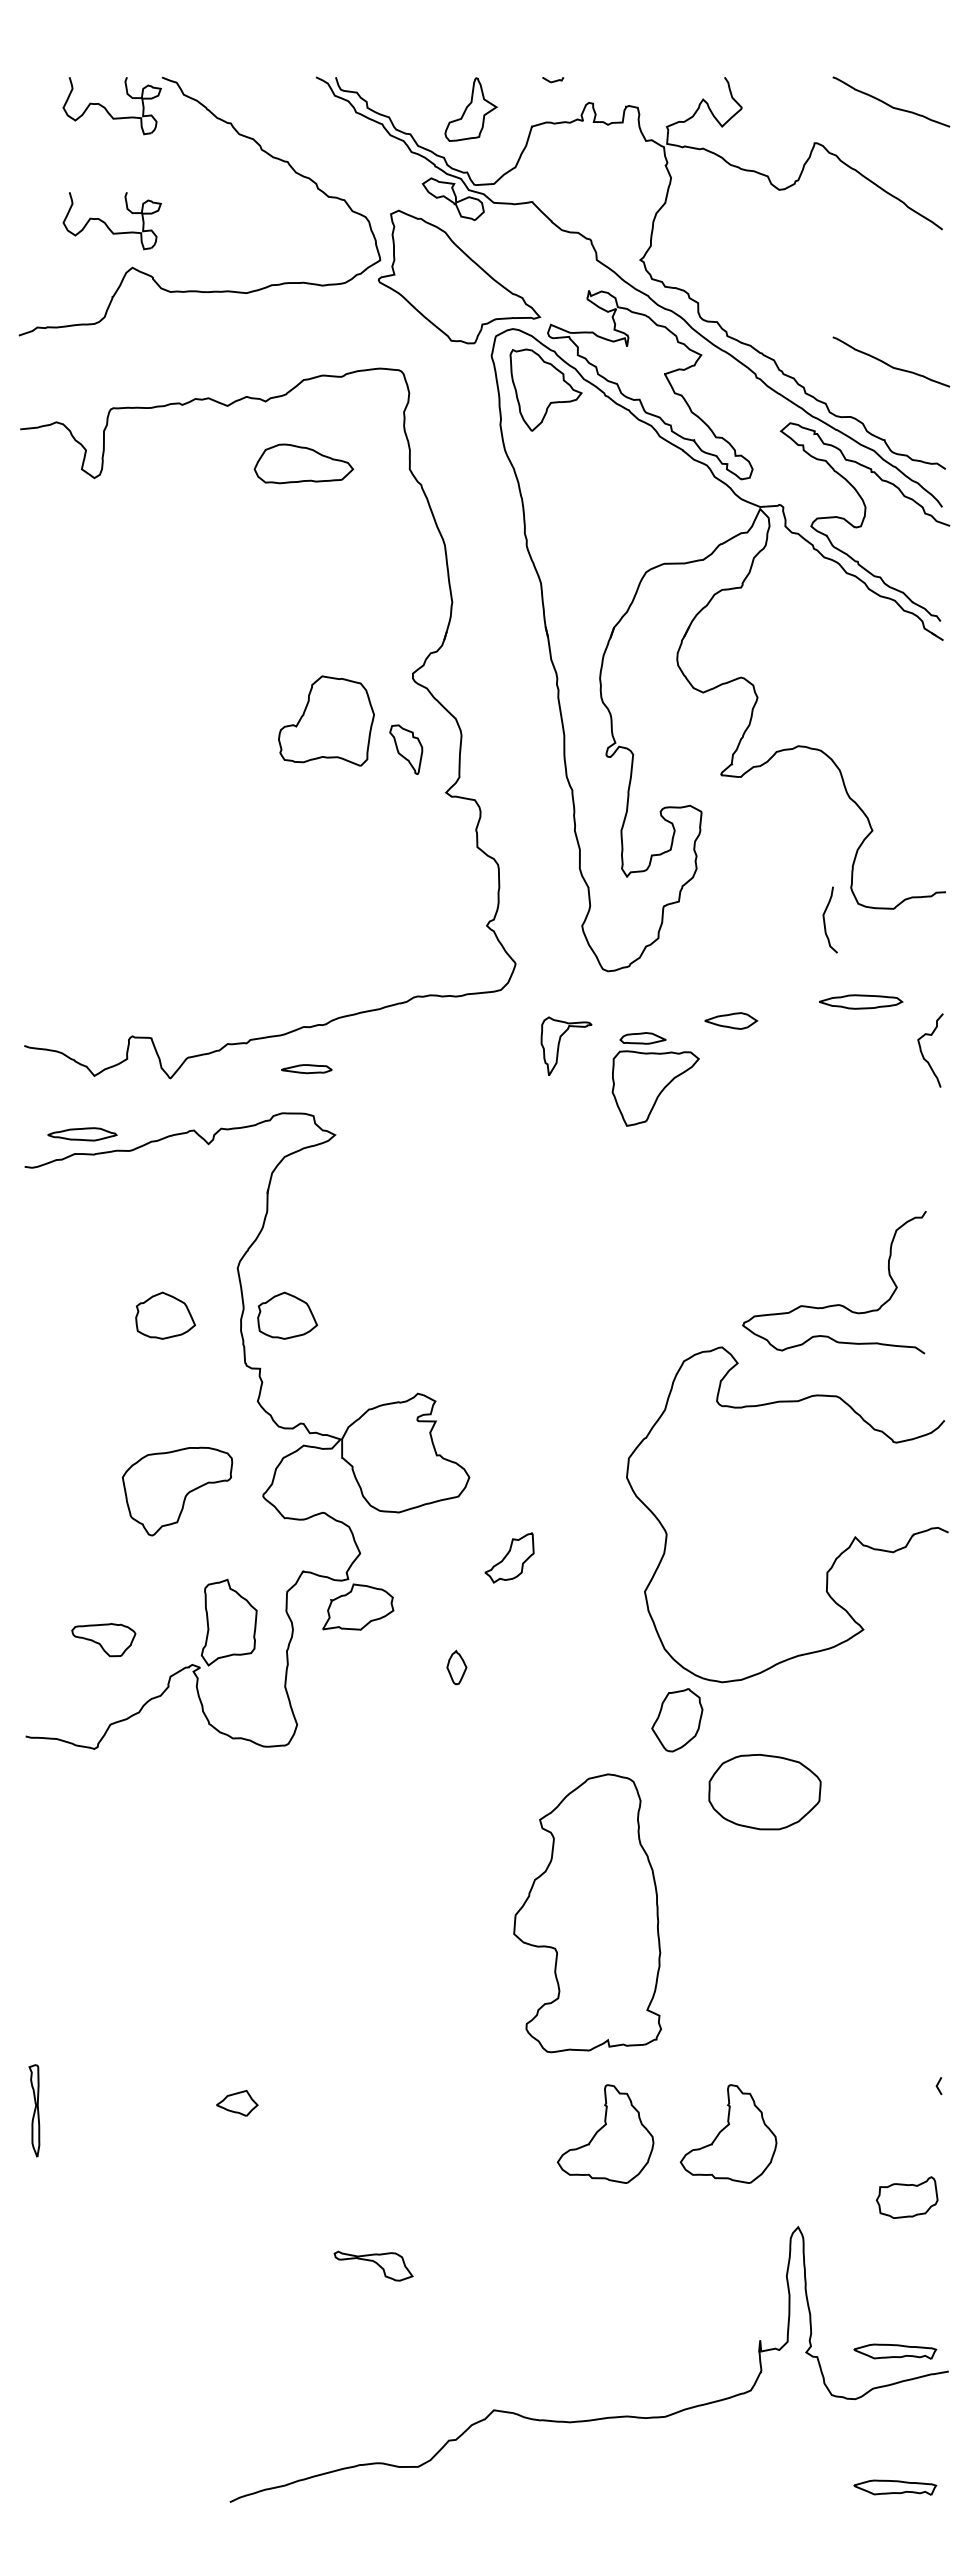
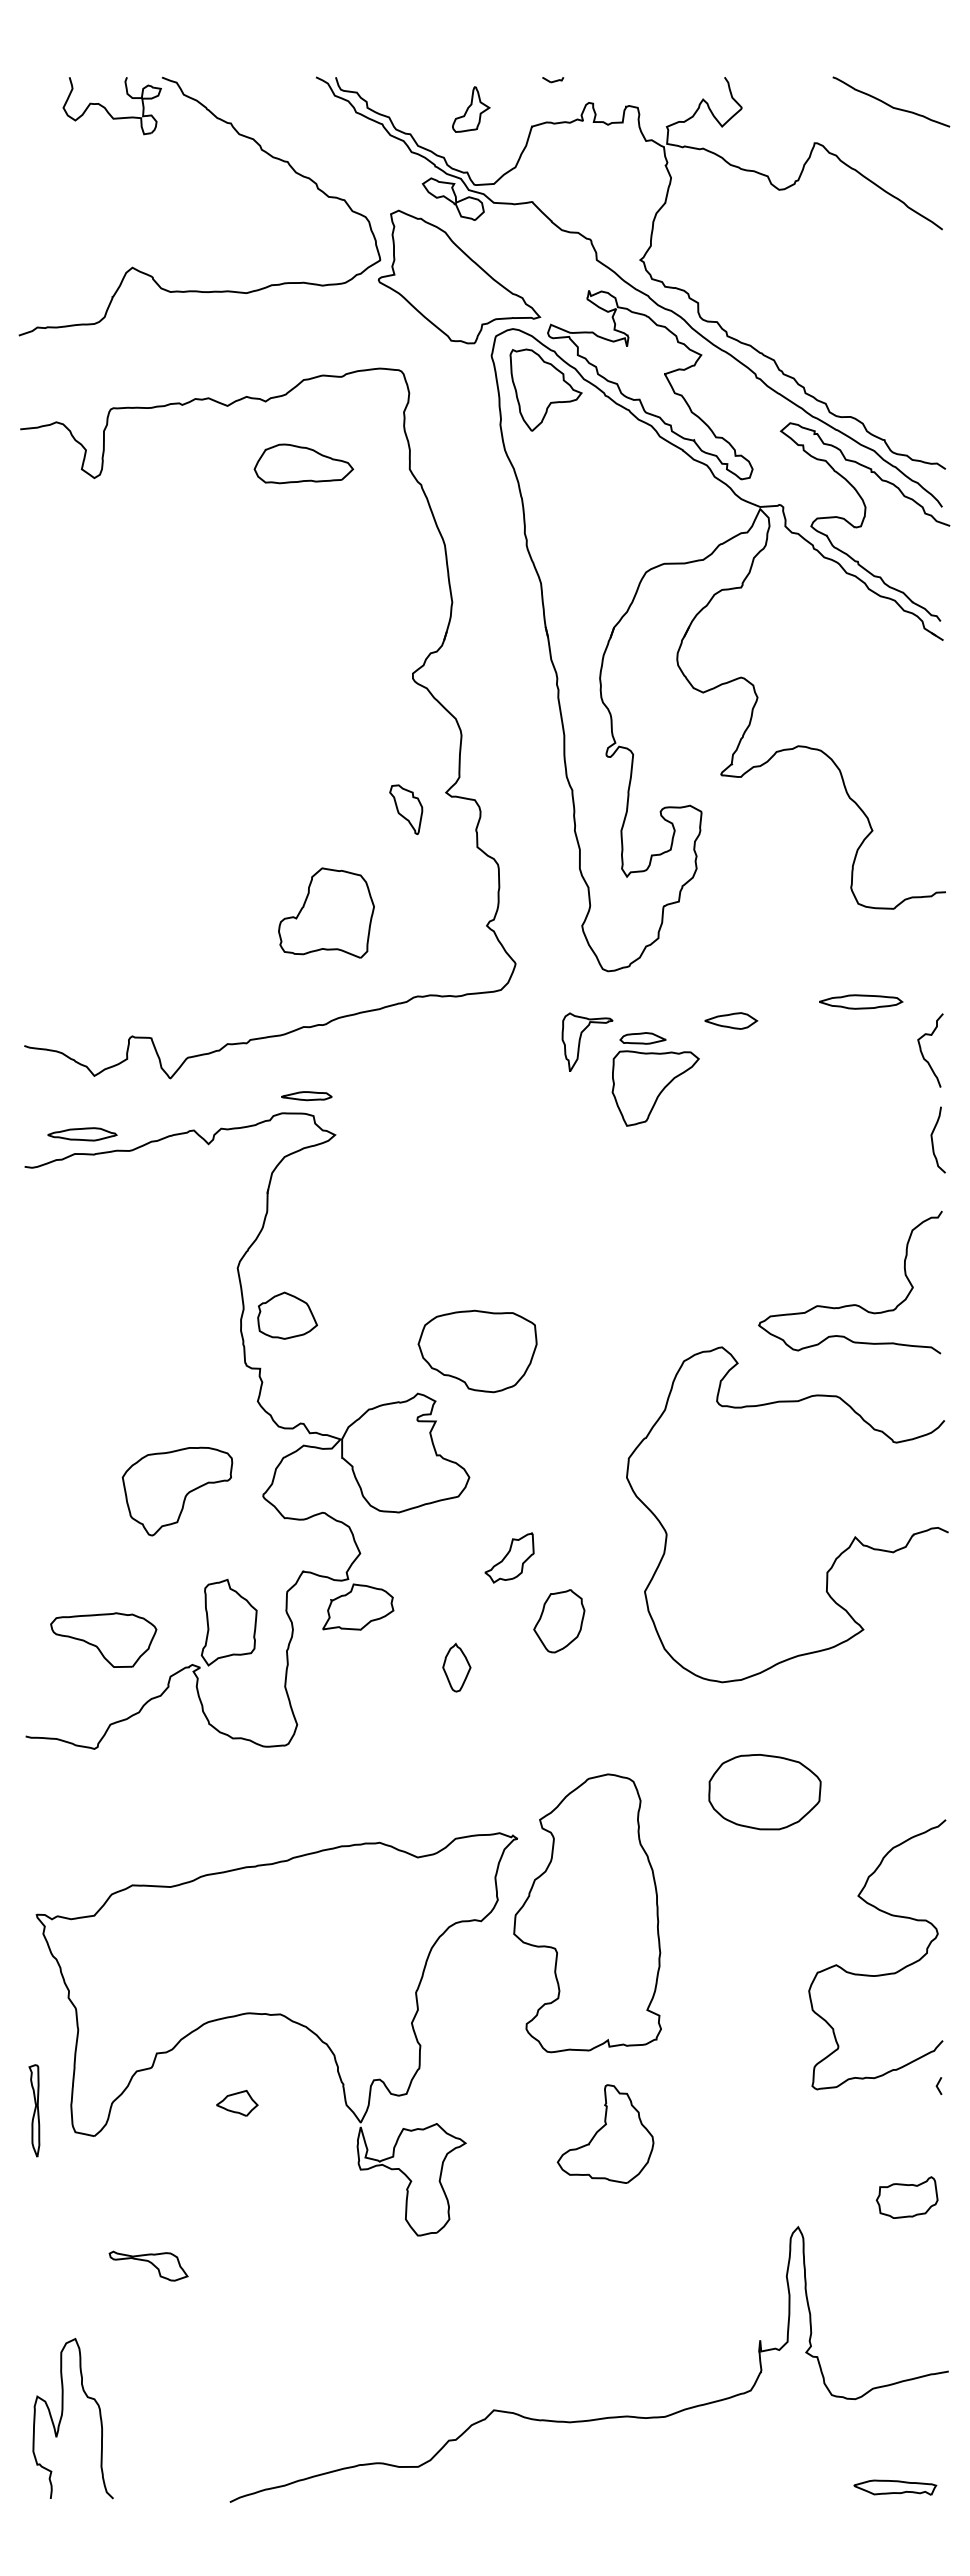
part size: 54x65 px -> 39x47 px (471, 109)
part: present -> none (111, 221)
curve: present -> none (889, 364)
part position: (326, 720) -> (326, 912) (326, 912)
part position: (406, 749) -> (406, 809) (406, 809)
curve position: (825, 921) -> (933, 1141) (933, 1141)
part position: (559, 1045) -> (580, 1041) (580, 1041)
part position: (306, 1069) -> (306, 1096) (306, 1096)
curve position: (834, 1304) -> (850, 1304) (850, 1304)
part: present -> none (165, 1315)
part: none -> present (477, 1351)
part size: 66x35 px -> 108x56 px (103, 1639)
part size: 22x37 px -> 30x51 px (456, 1667)
part position: (677, 1720) -> (559, 1621) (559, 1621)
curve: none -> present (877, 1974)
part: none -> present (287, 2019)
part: present -> none (728, 2133)
part position: (373, 2265) -> (148, 2265) (148, 2265)
part: present -> none (895, 2351)
curve: none -> present (62, 2417)
